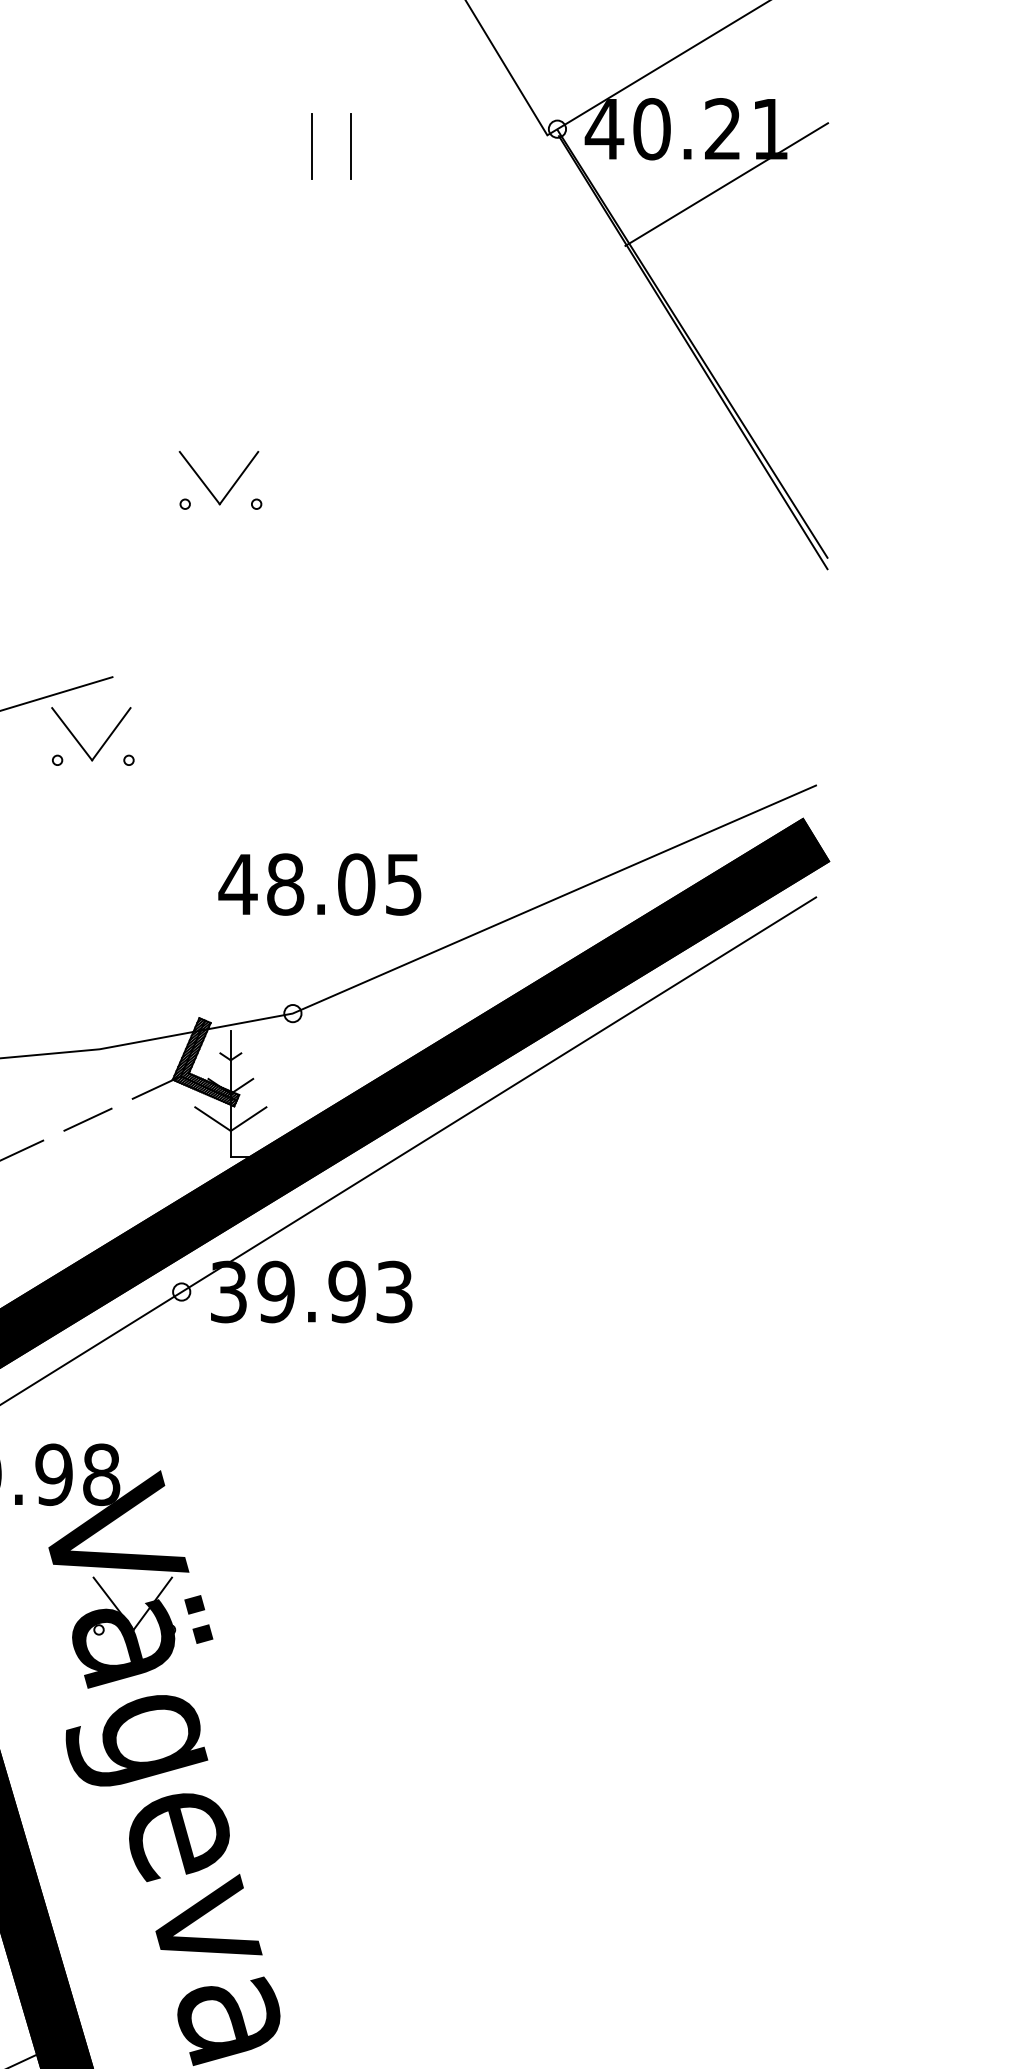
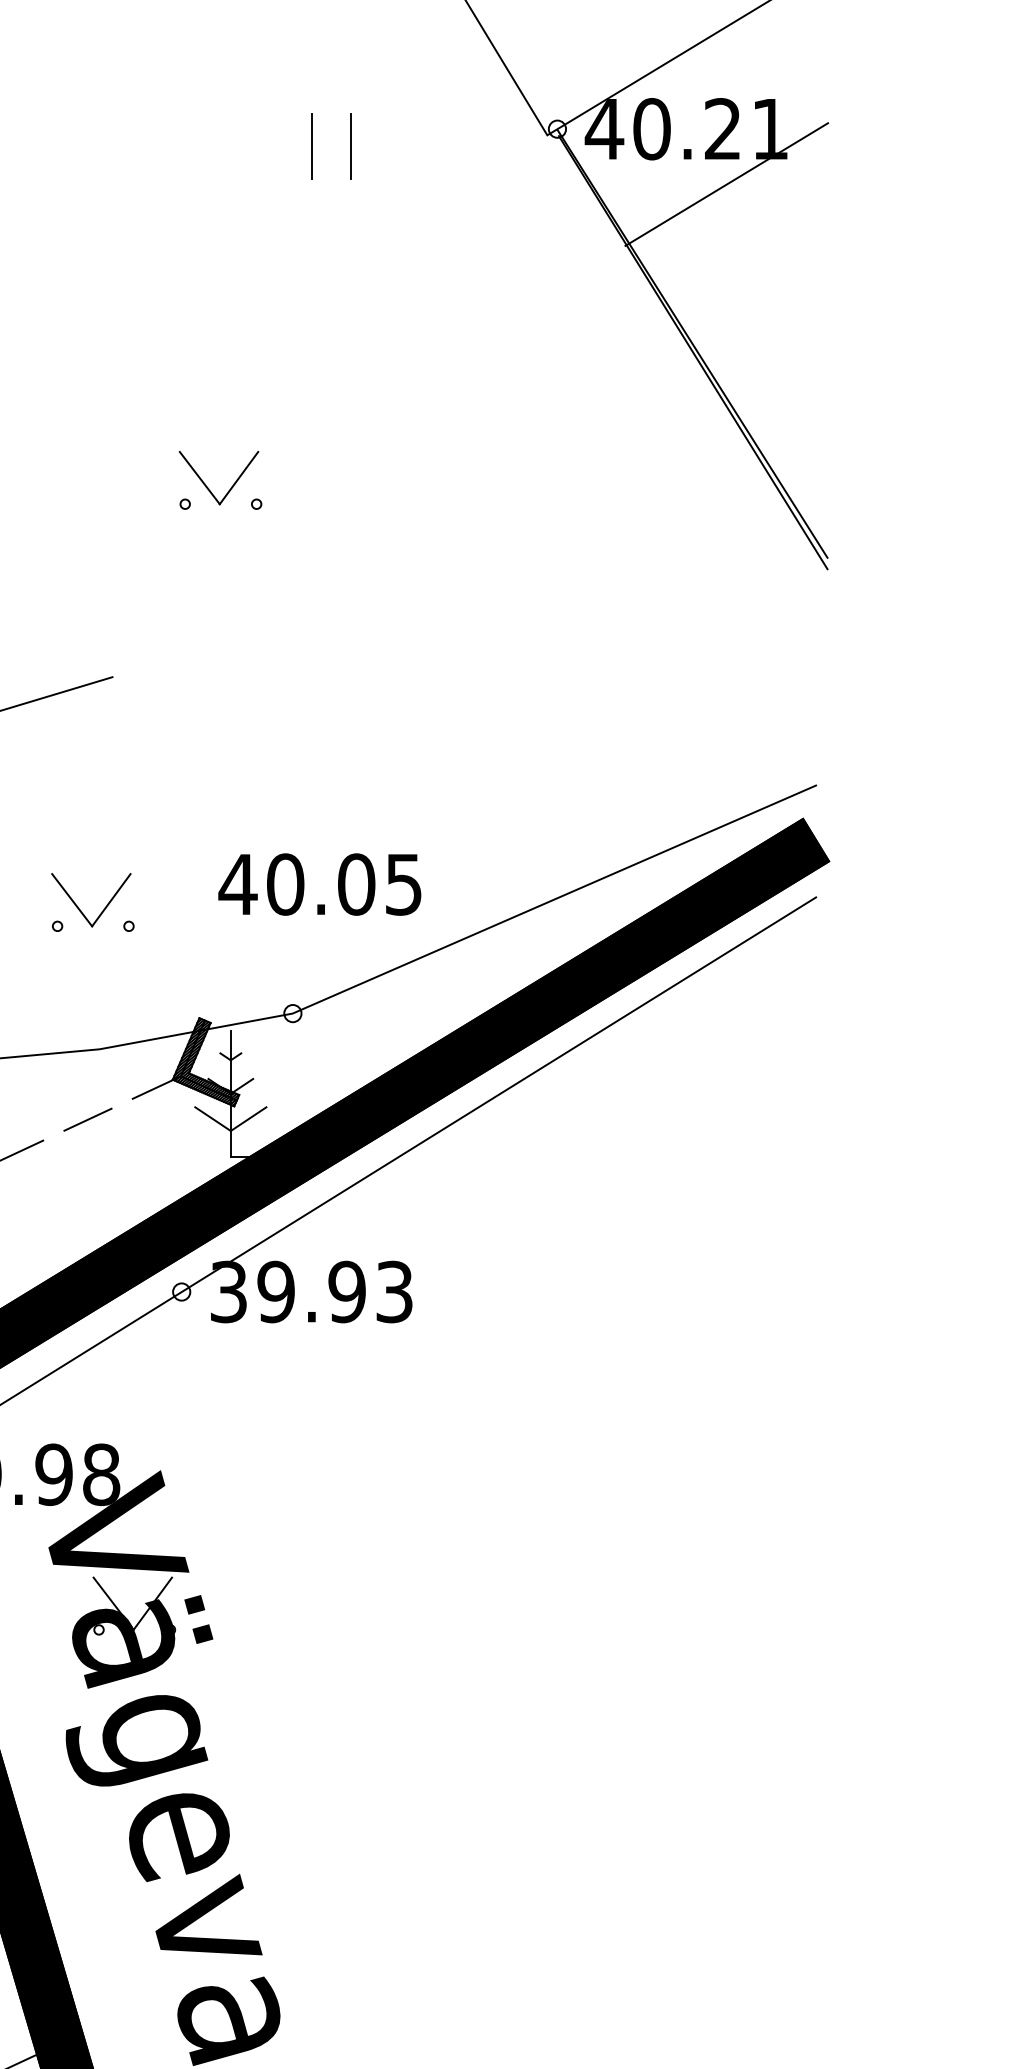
part position: (101, 745) -> (101, 911) (101, 911)
text: 48.05 -> 40.05 (285, 884)
